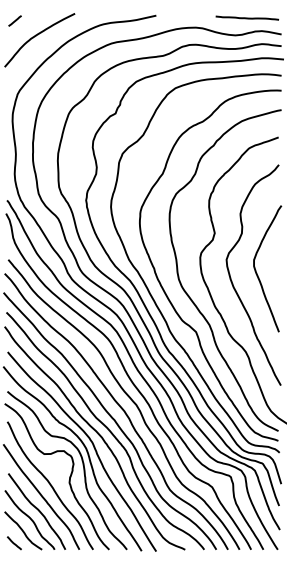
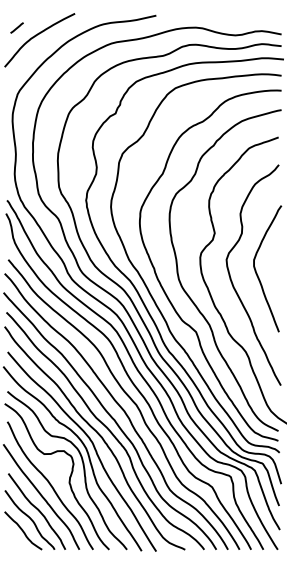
line: present -> none (247, 17)
line position: (14, 20) -> (16, 27) (16, 27)
line: present -> none (13, 543)
